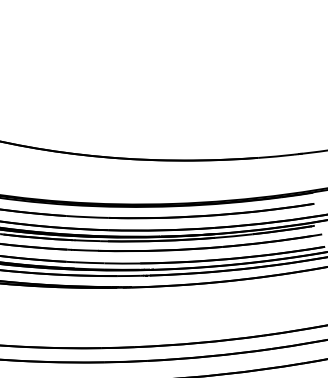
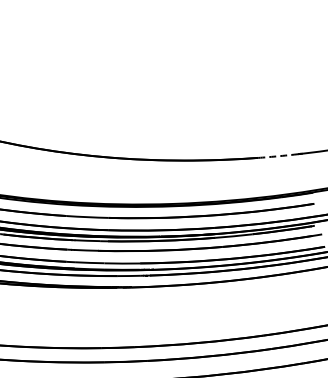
arc: solid -> dashed (276, 156)
